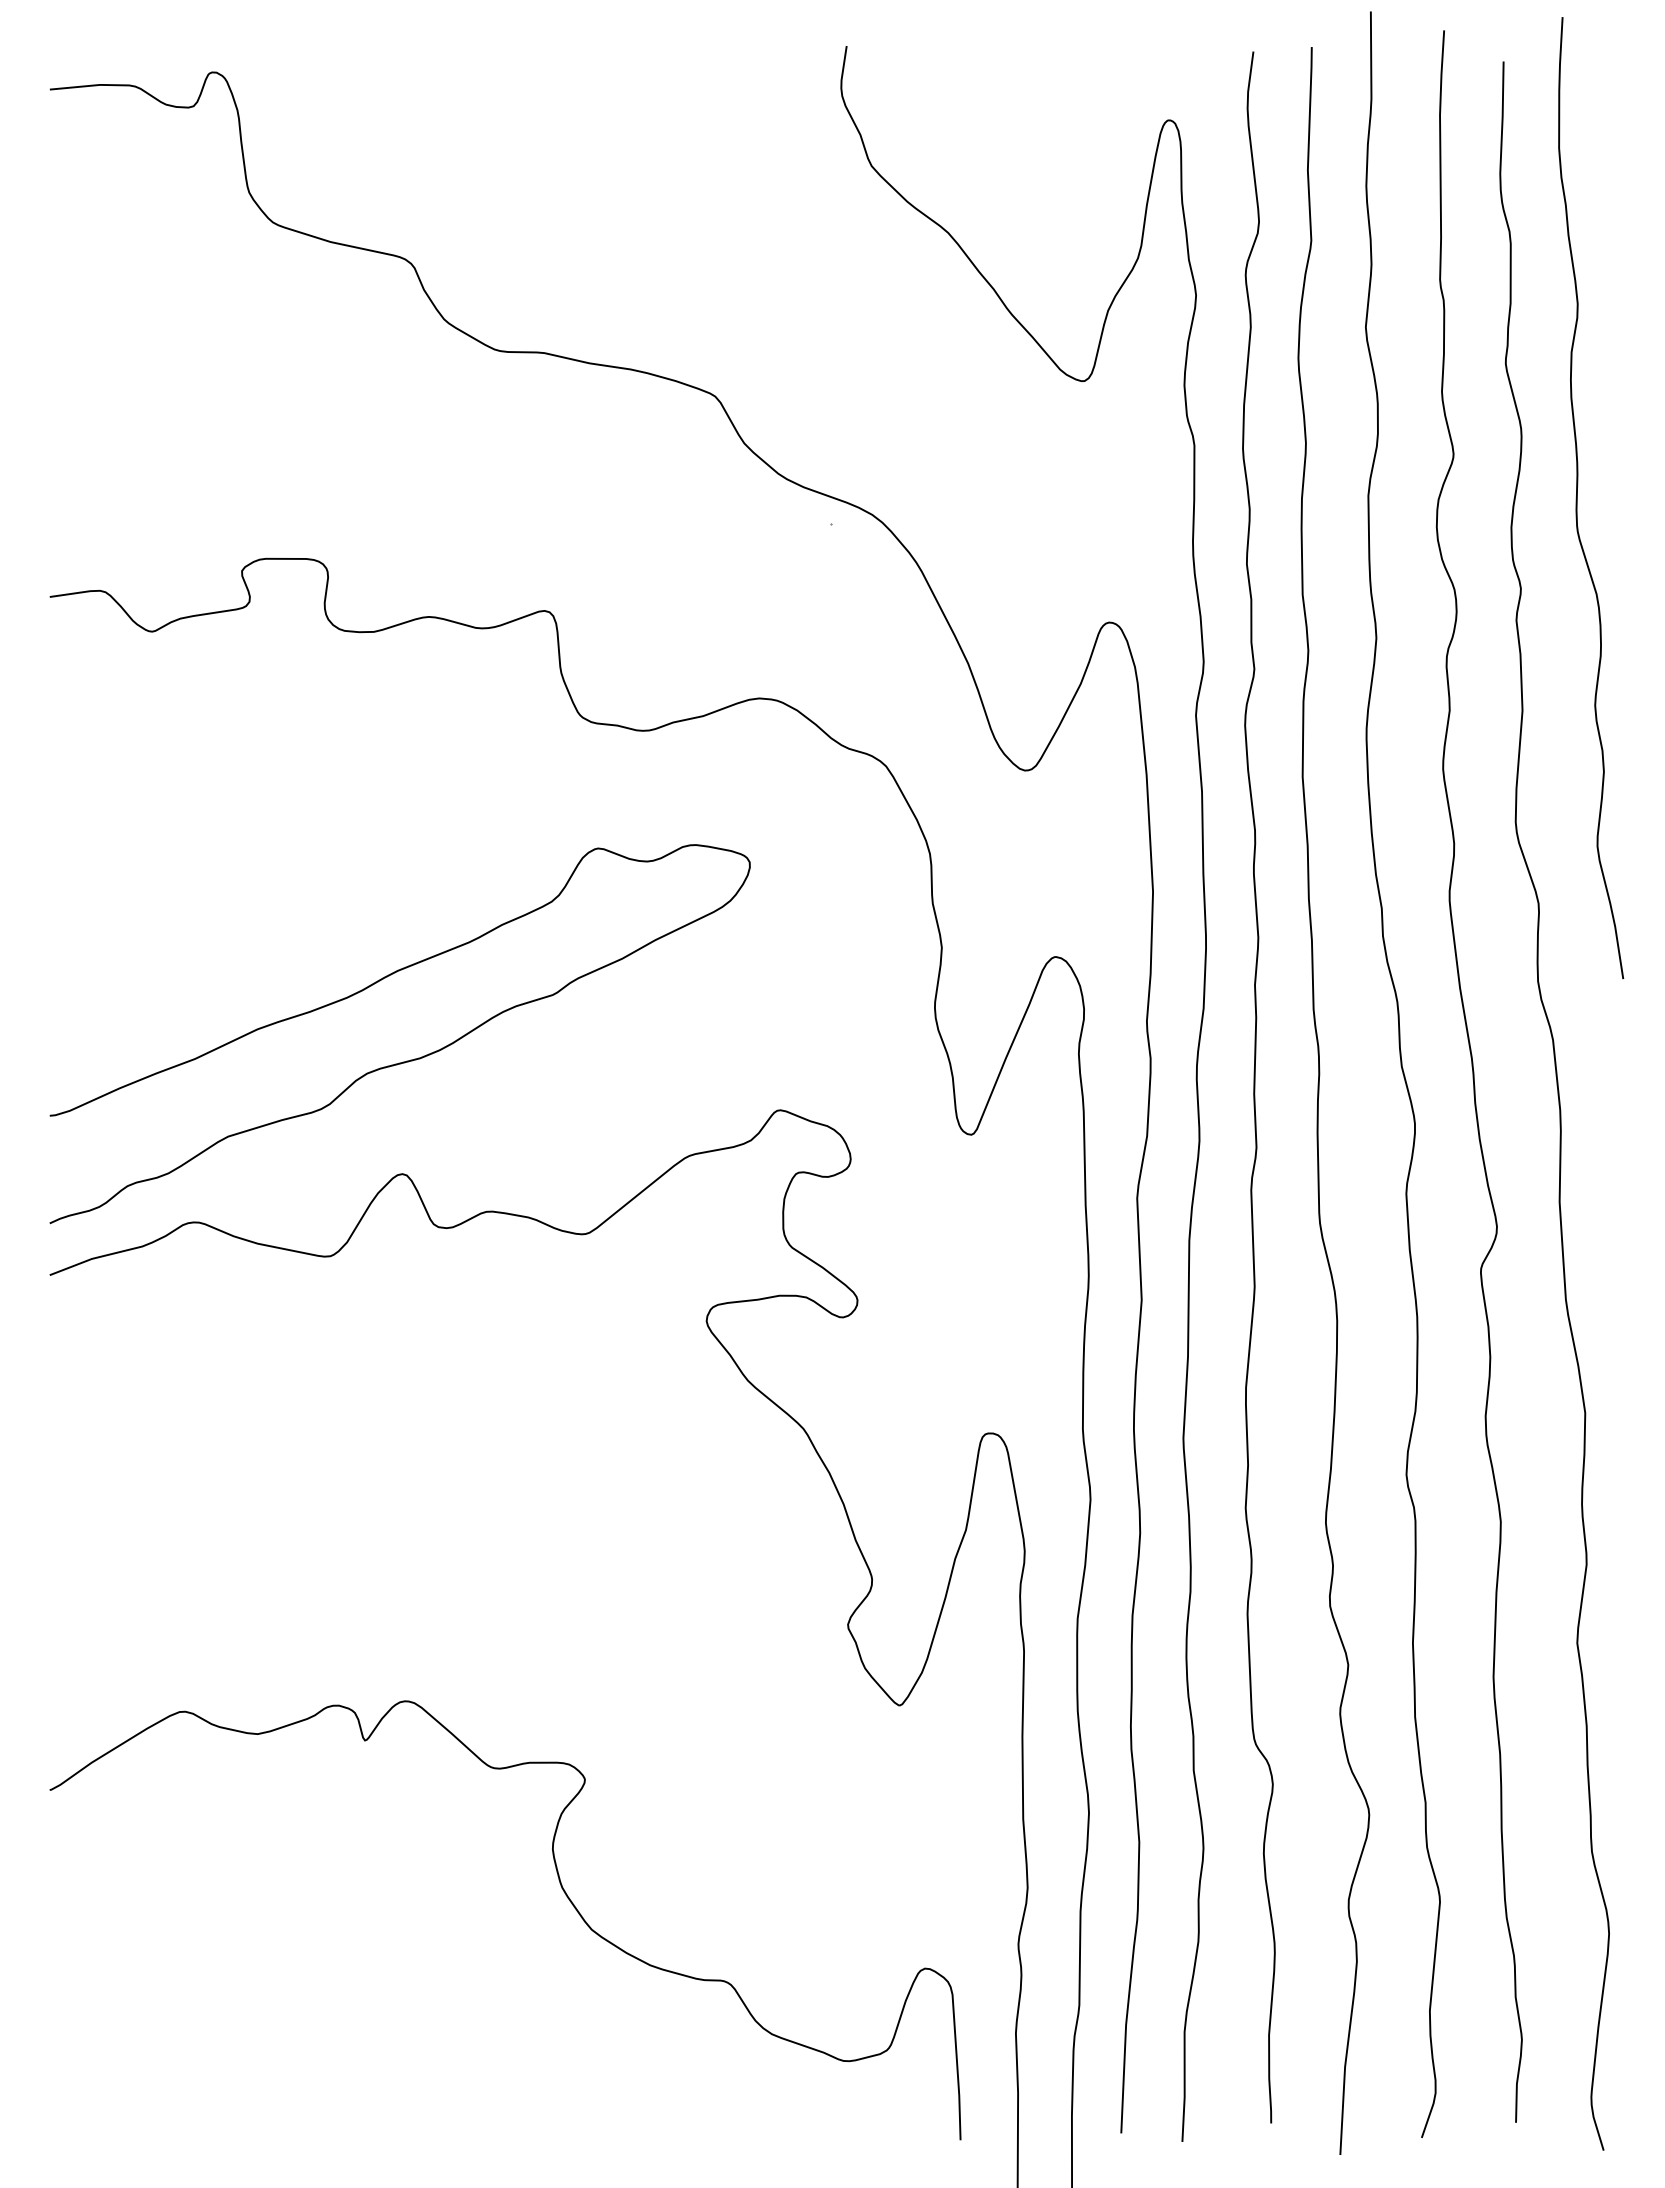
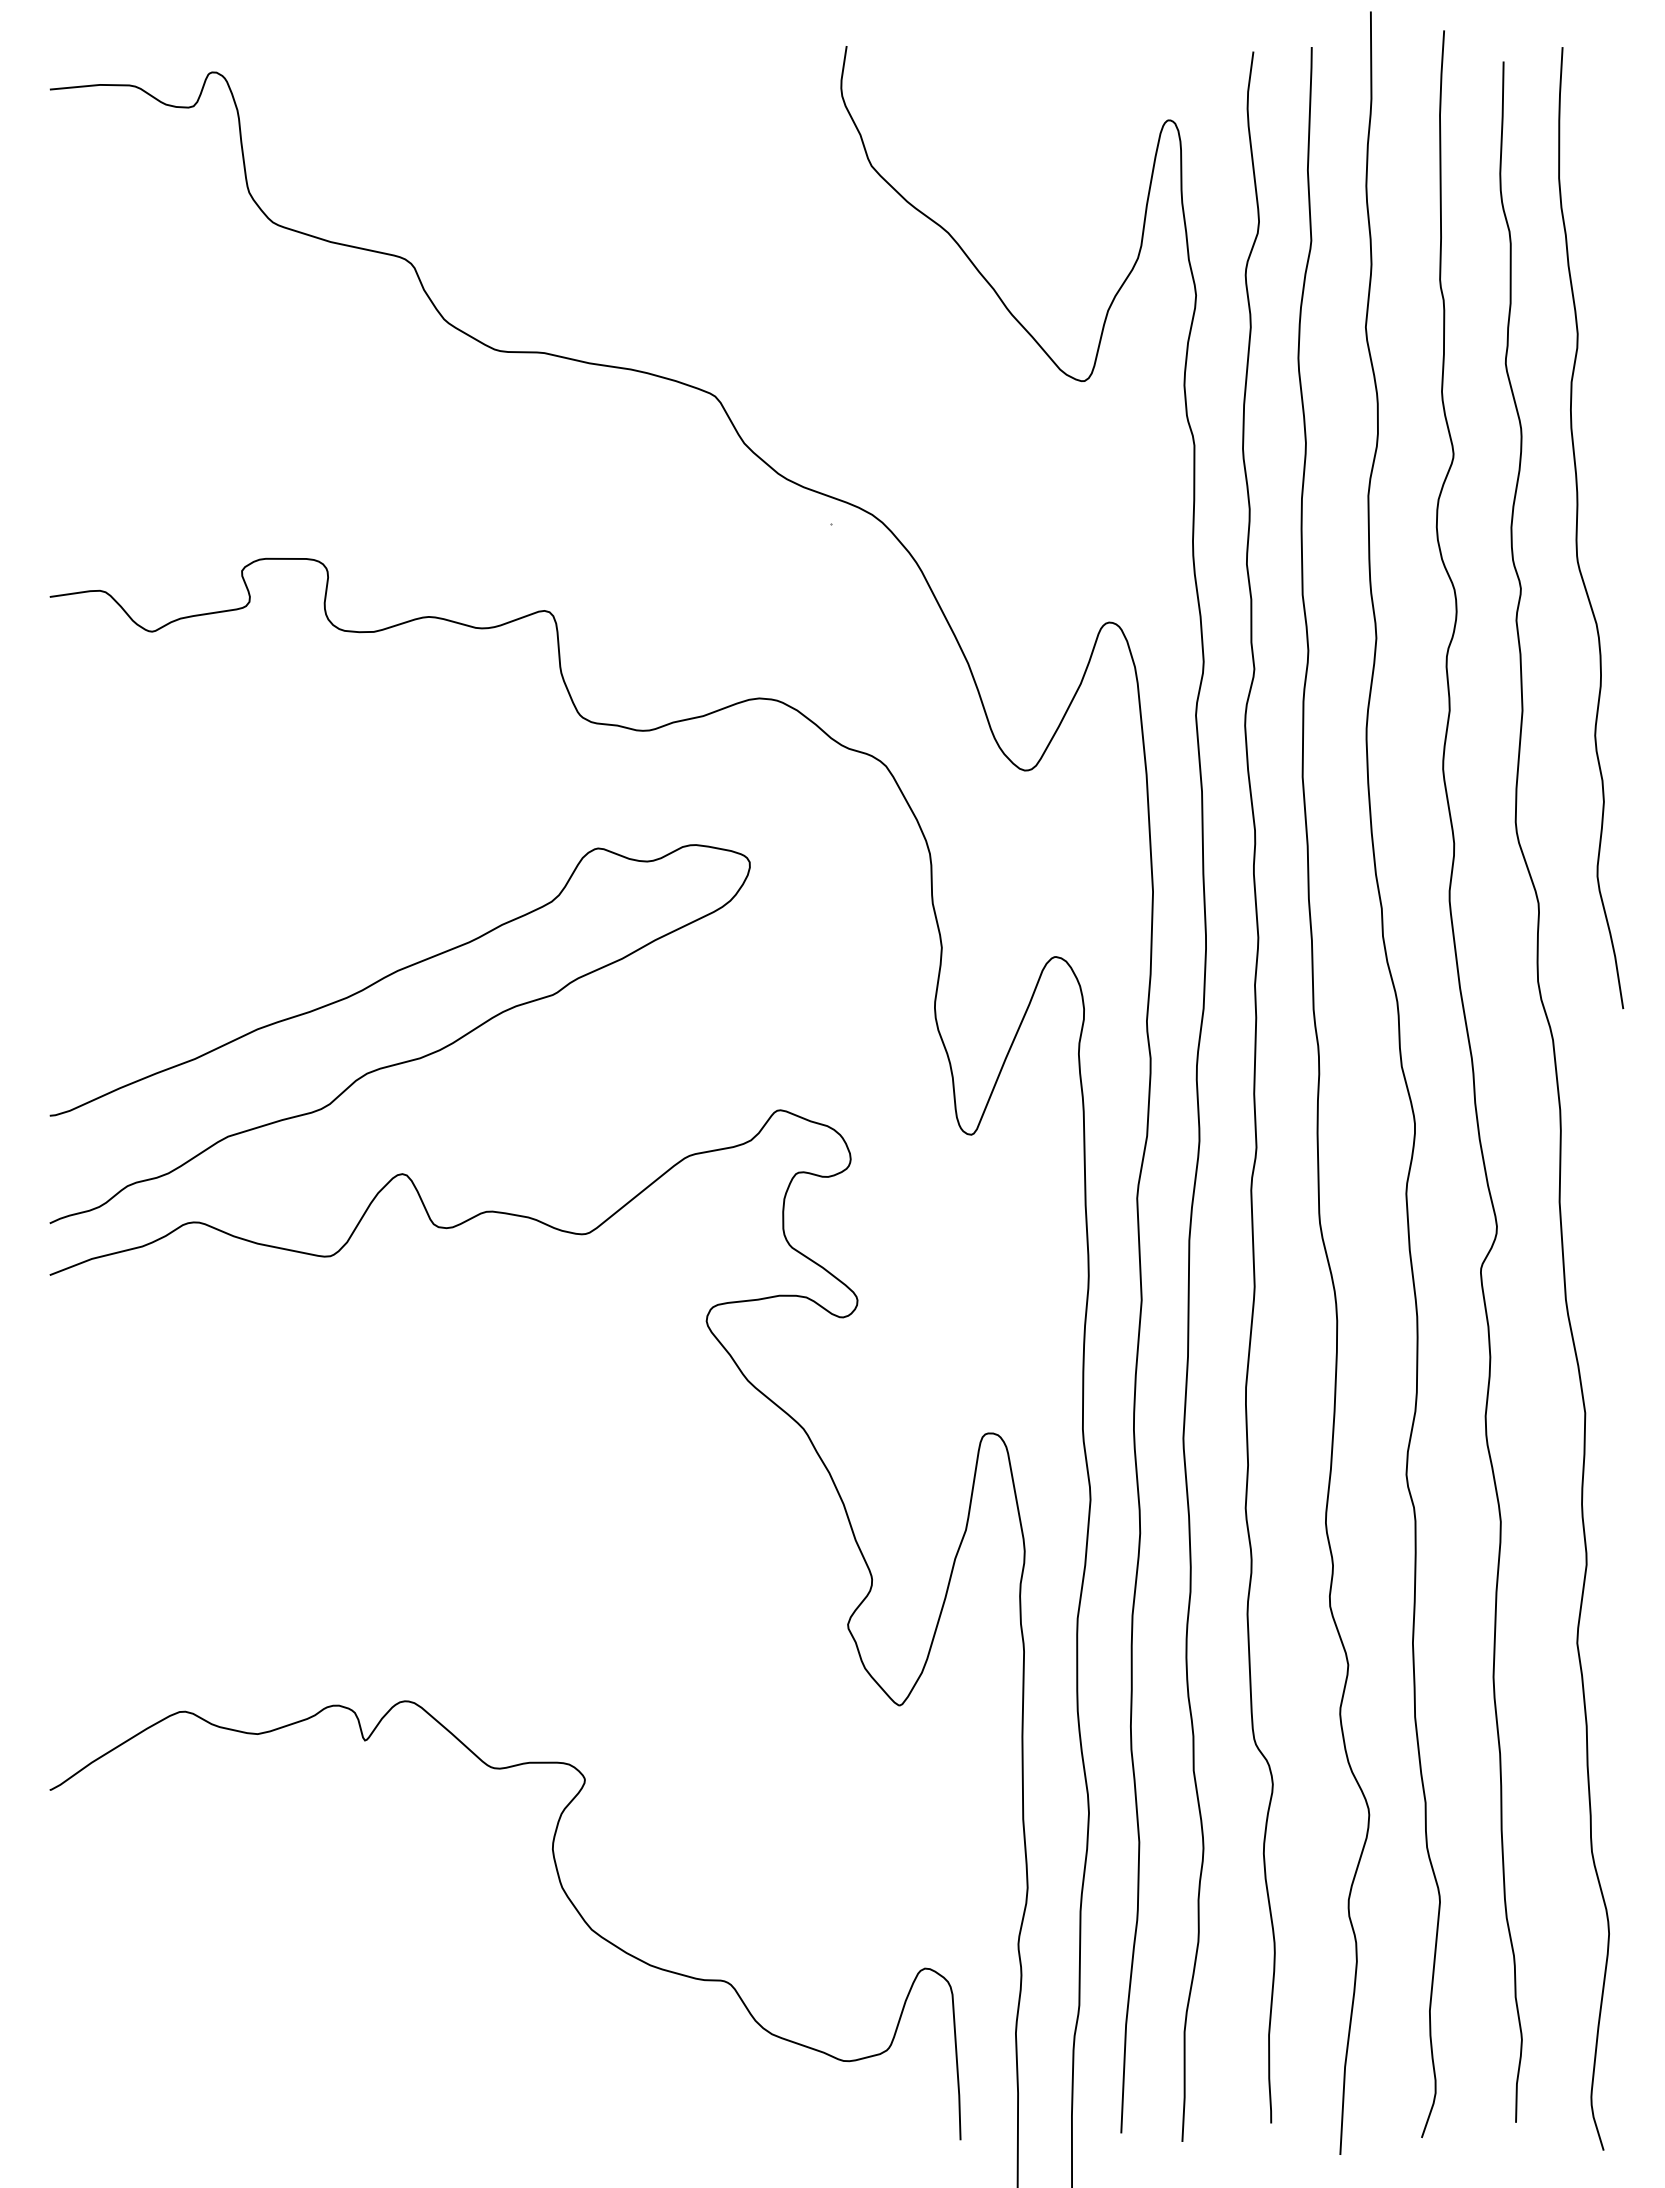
curve position: (1577, 498) -> (1577, 528) (1577, 528)
